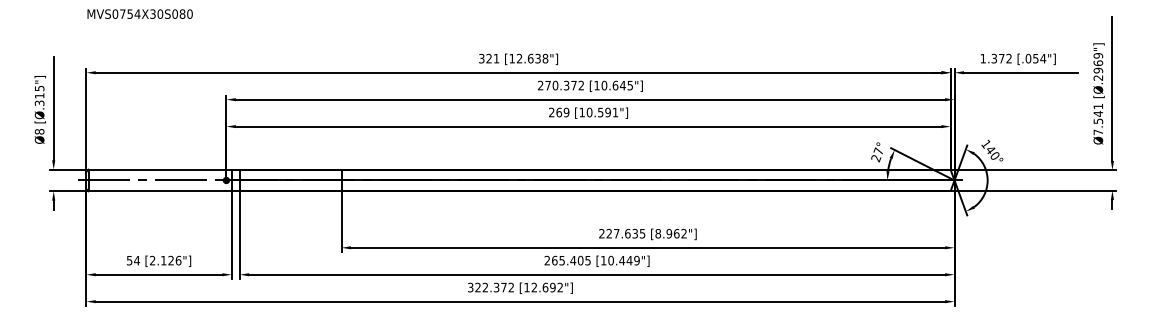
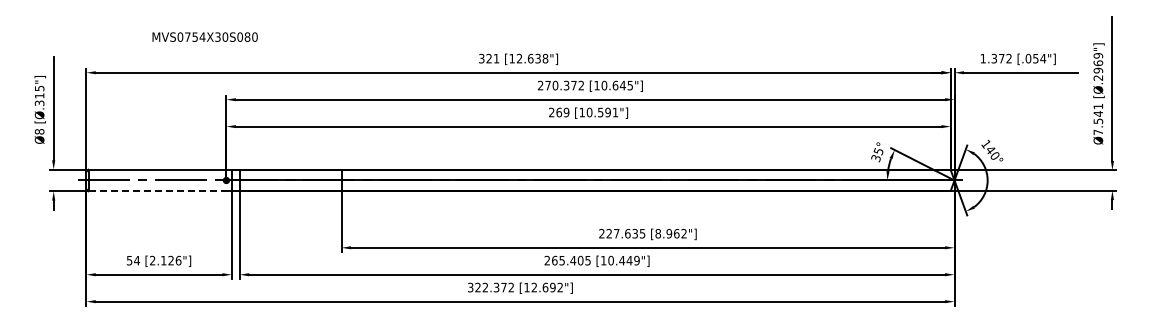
text position: (139, 13) -> (204, 36) (204, 36)
text: 27° -> 35° (877, 154)
line: solid -> dashed (157, 191)
